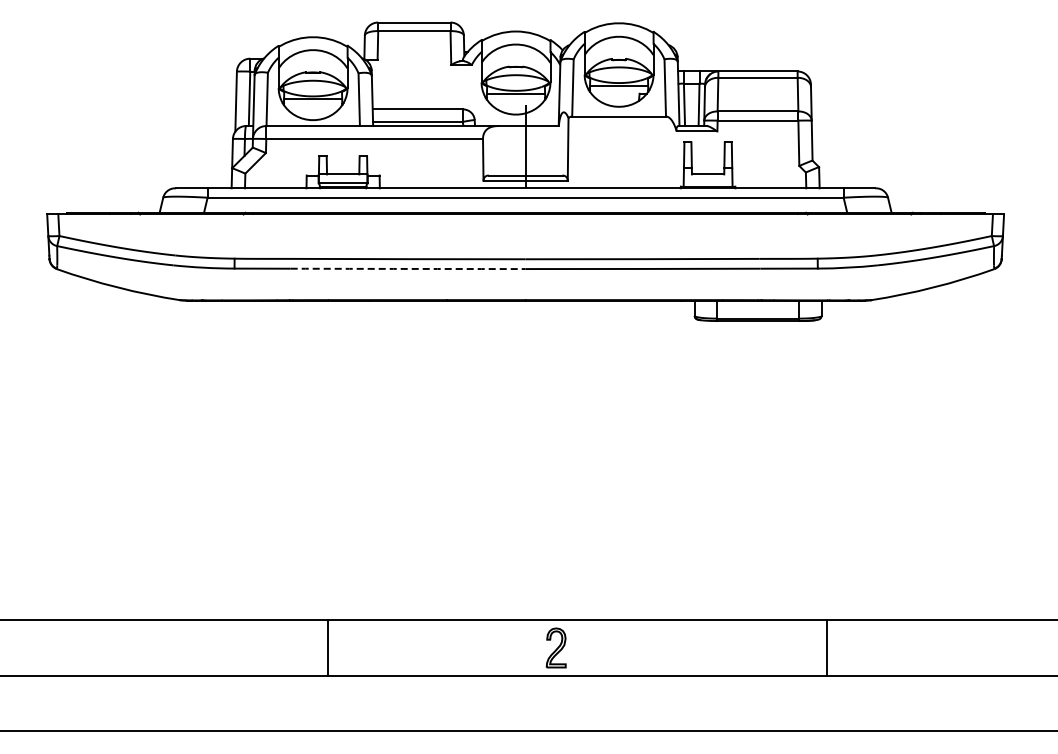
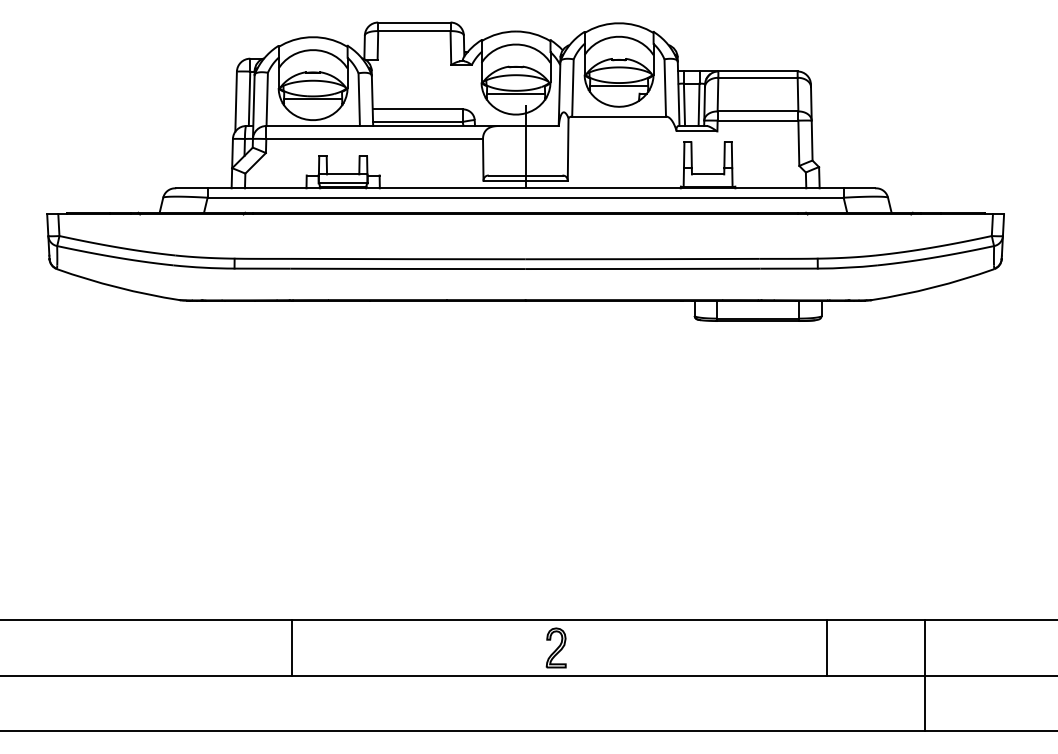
arc: dashed -> solid (408, 268)
line position: (327, 647) -> (291, 647) (291, 647)
line: none -> present (924, 675)
